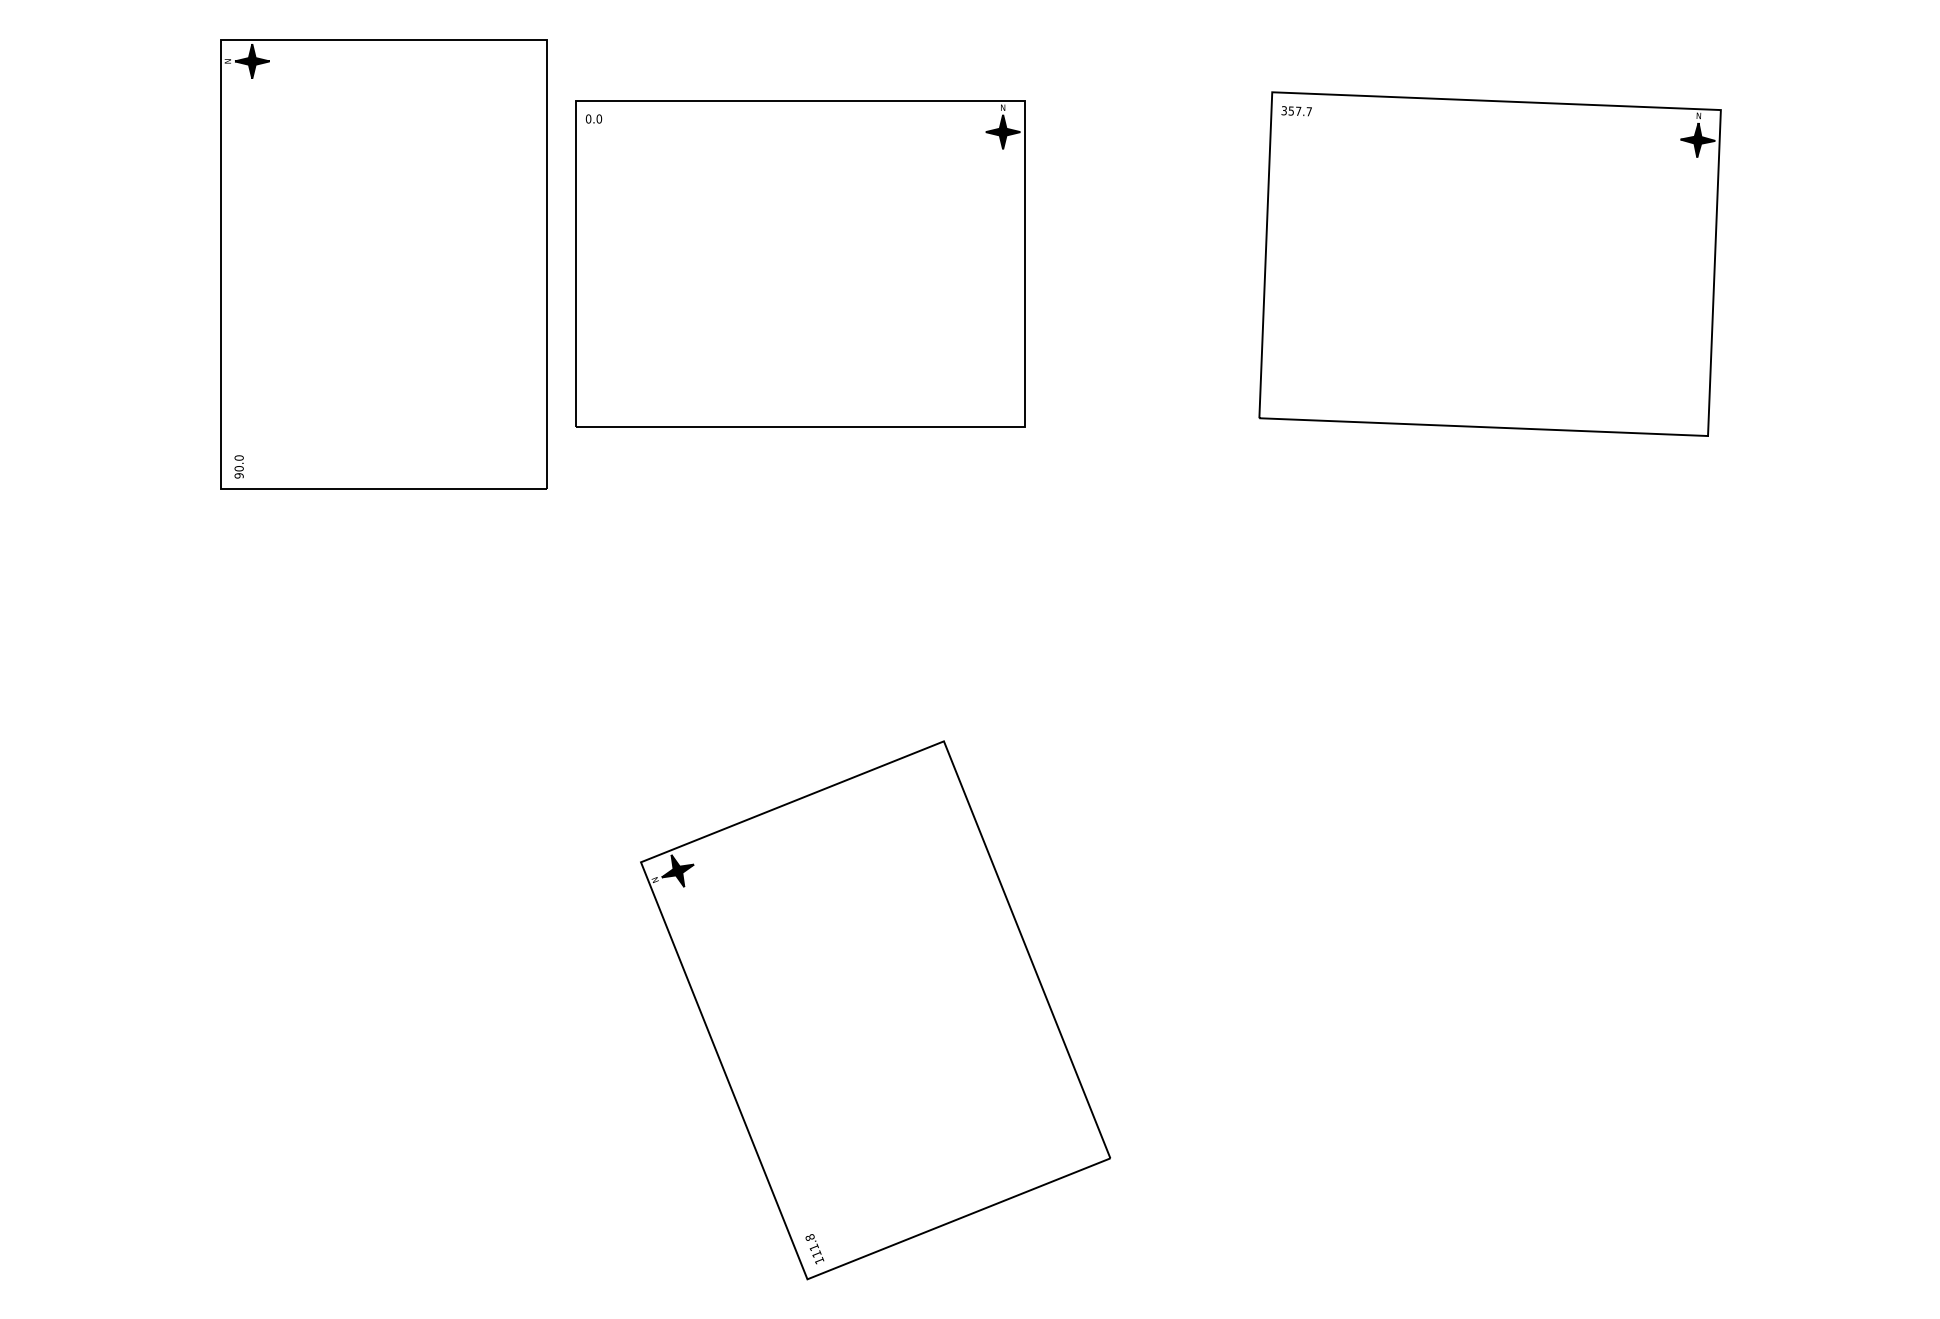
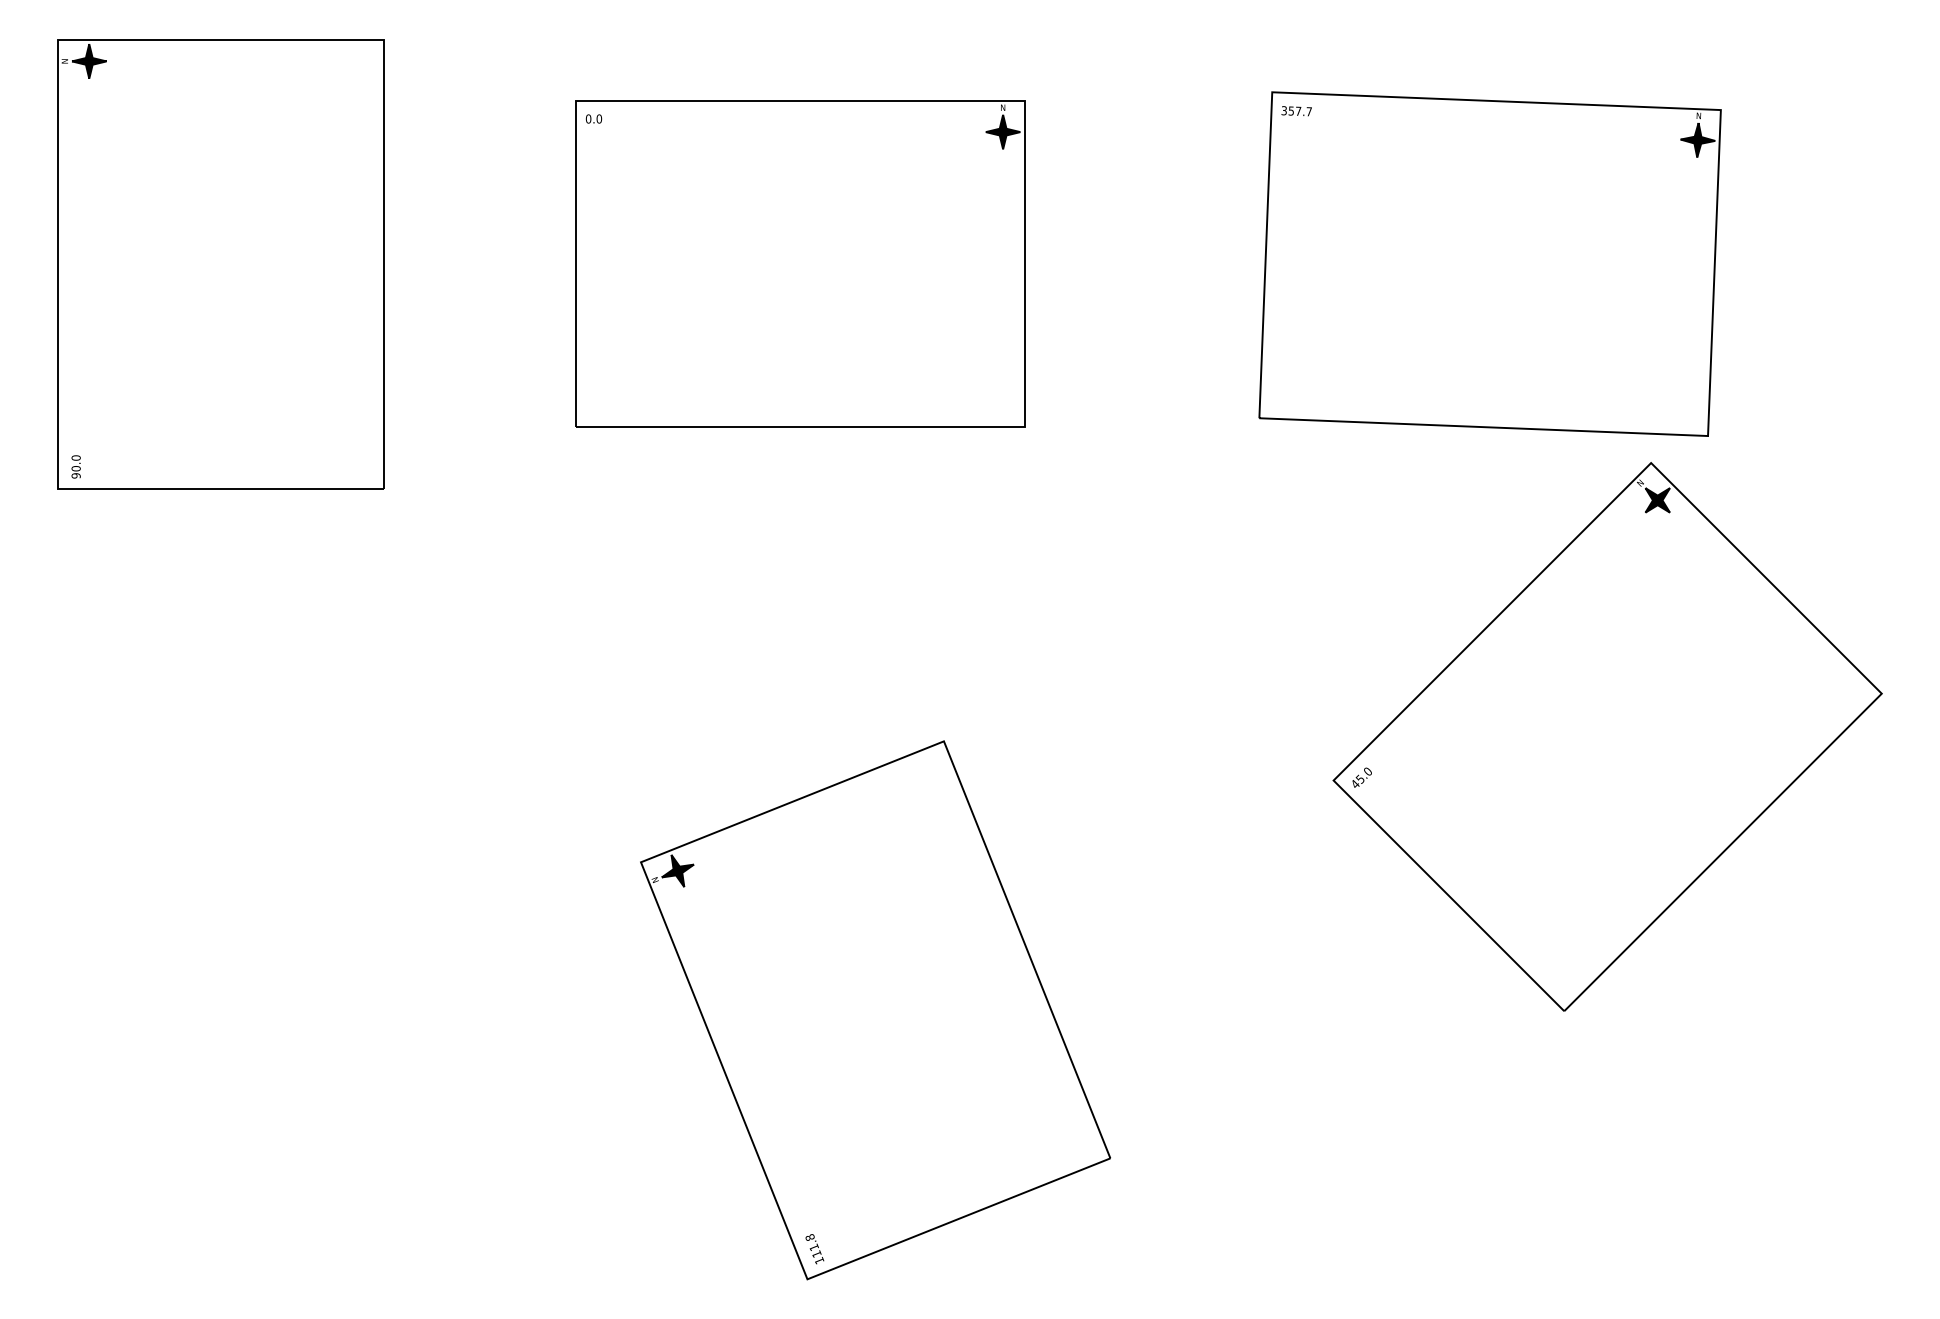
part position: (383, 264) -> (220, 264) (220, 264)
part: none -> present (1607, 736)
